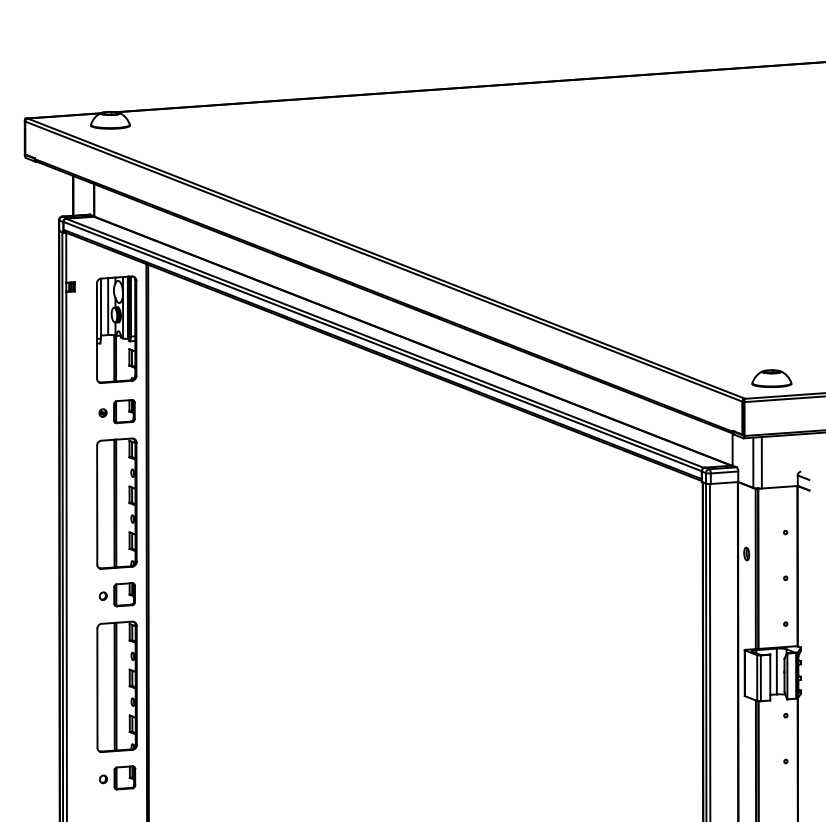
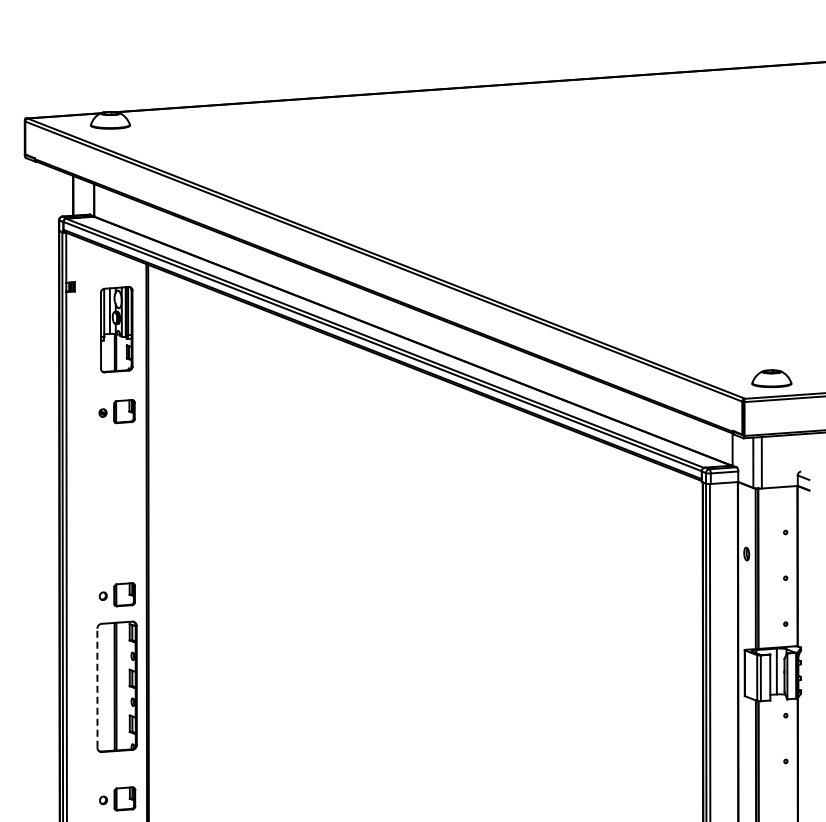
part size: 42x109 px -> 34x88 px (116, 329)
part: present -> none (116, 503)
line: solid -> dashed (97, 688)
part position: (117, 777) -> (117, 798) (117, 798)
